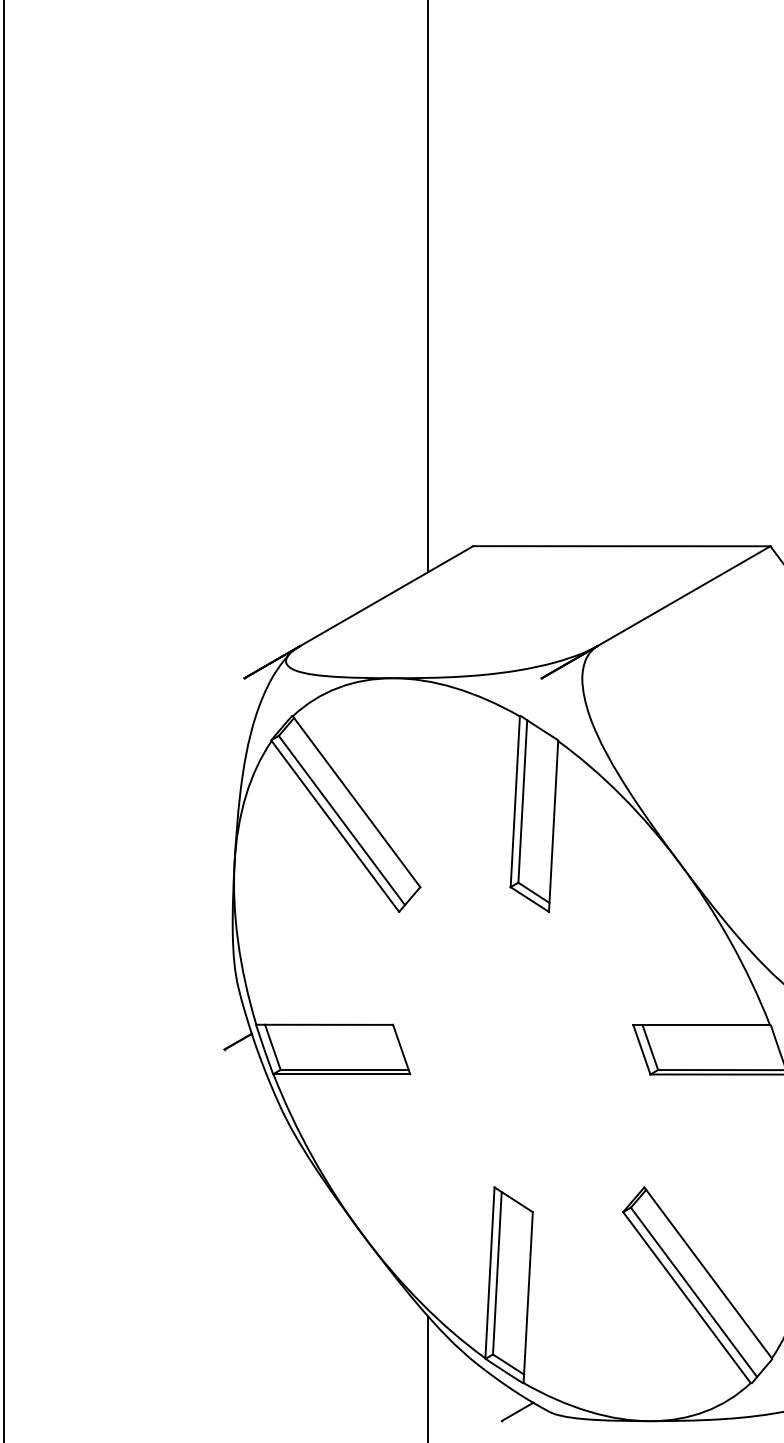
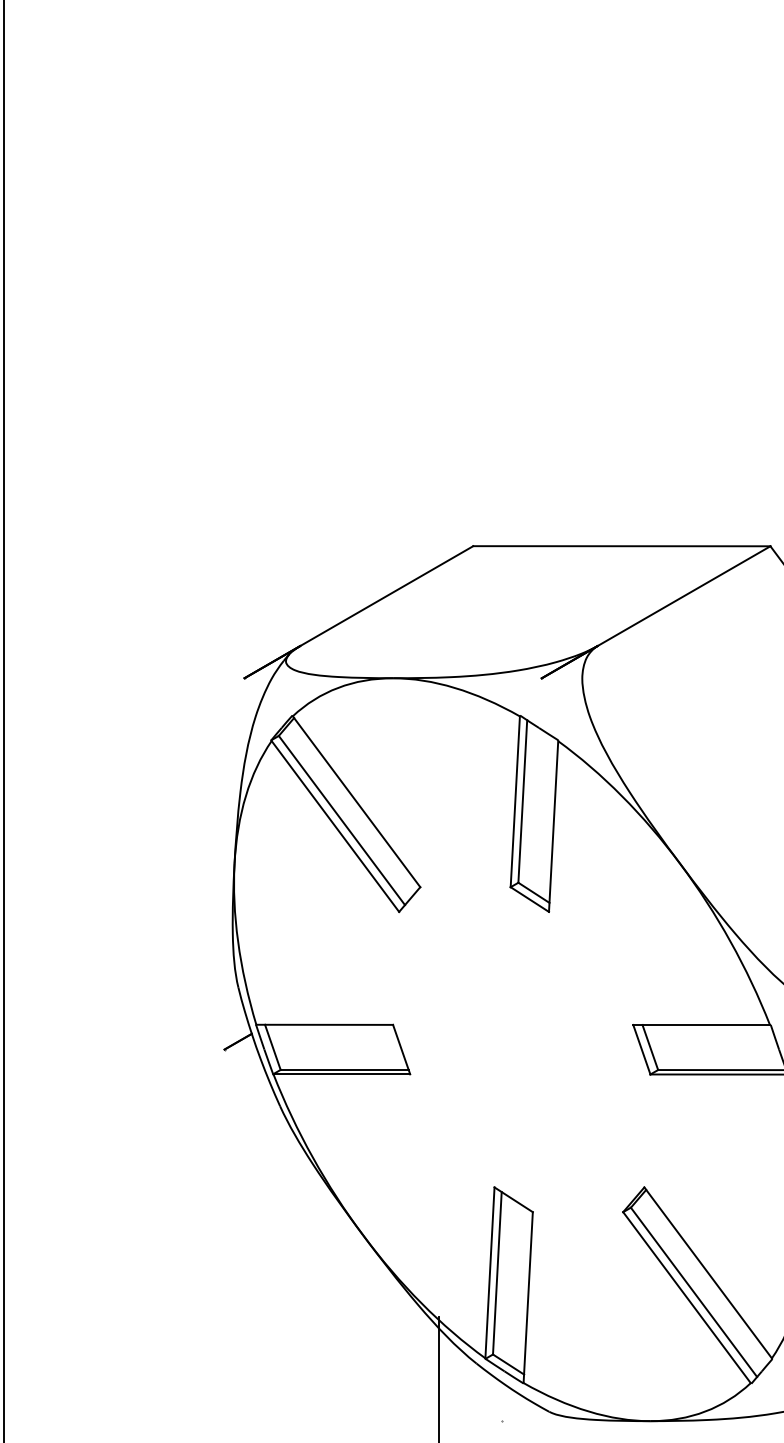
line: present -> none (428, 287)
line position: (428, 1377) -> (439, 1377) (439, 1377)
line: present -> none (517, 1411)
